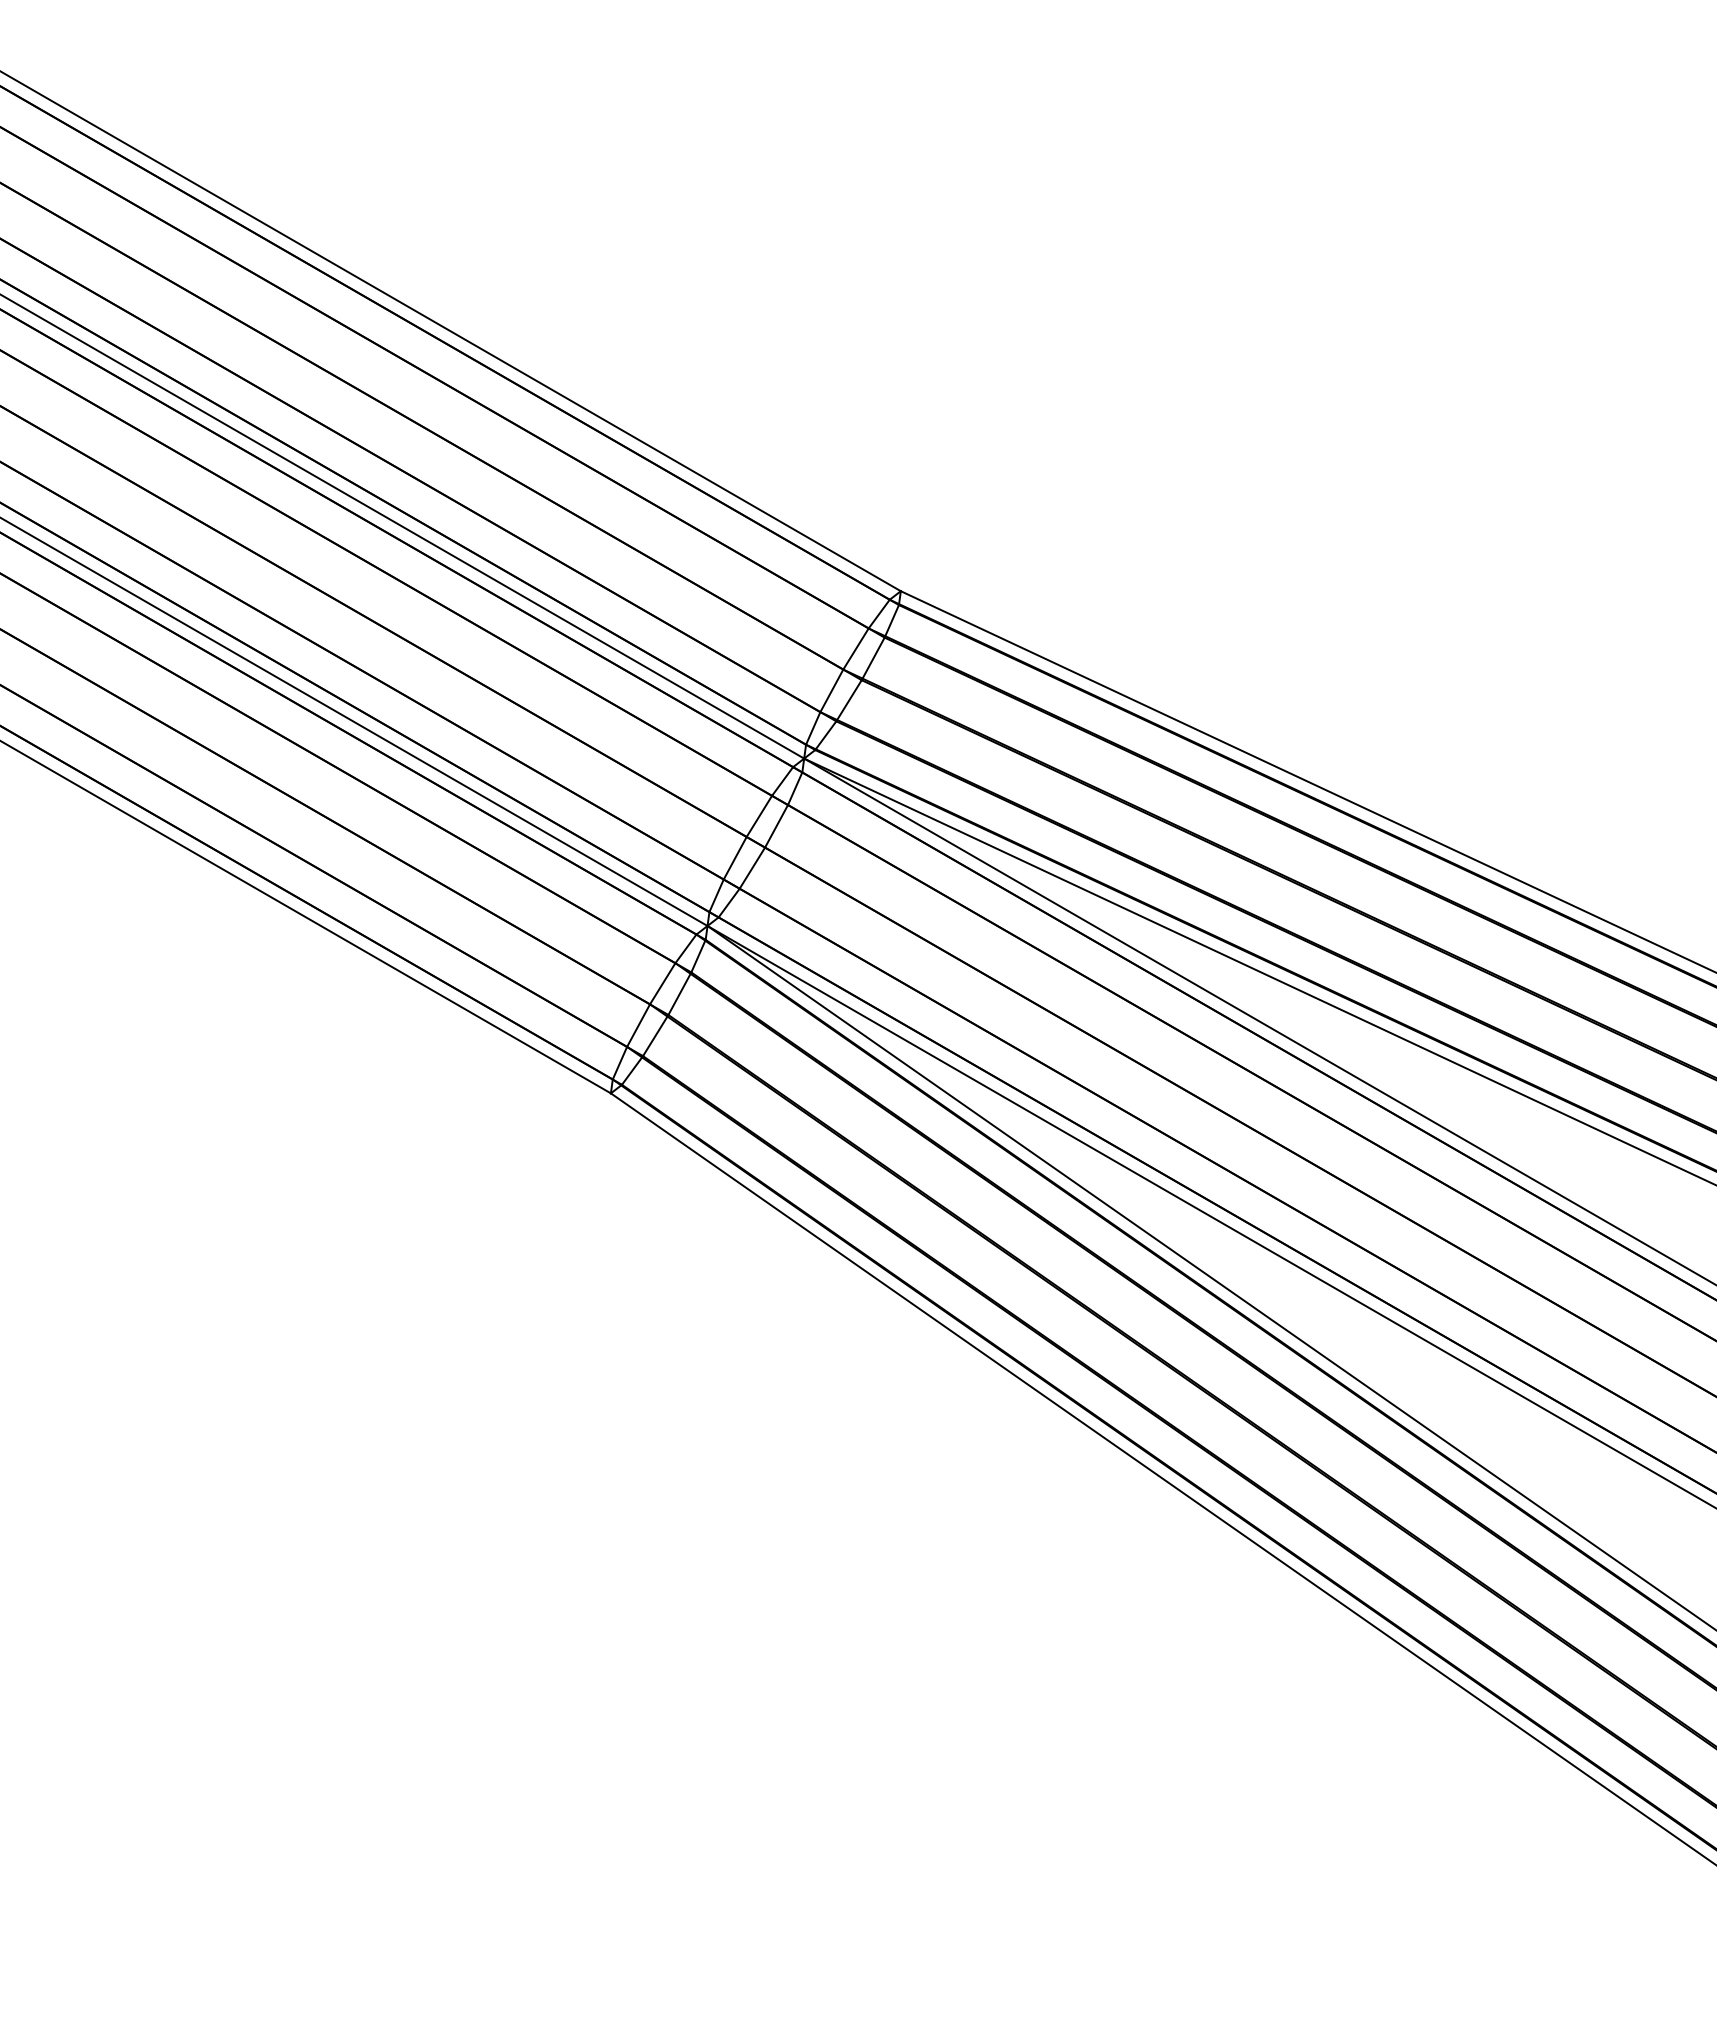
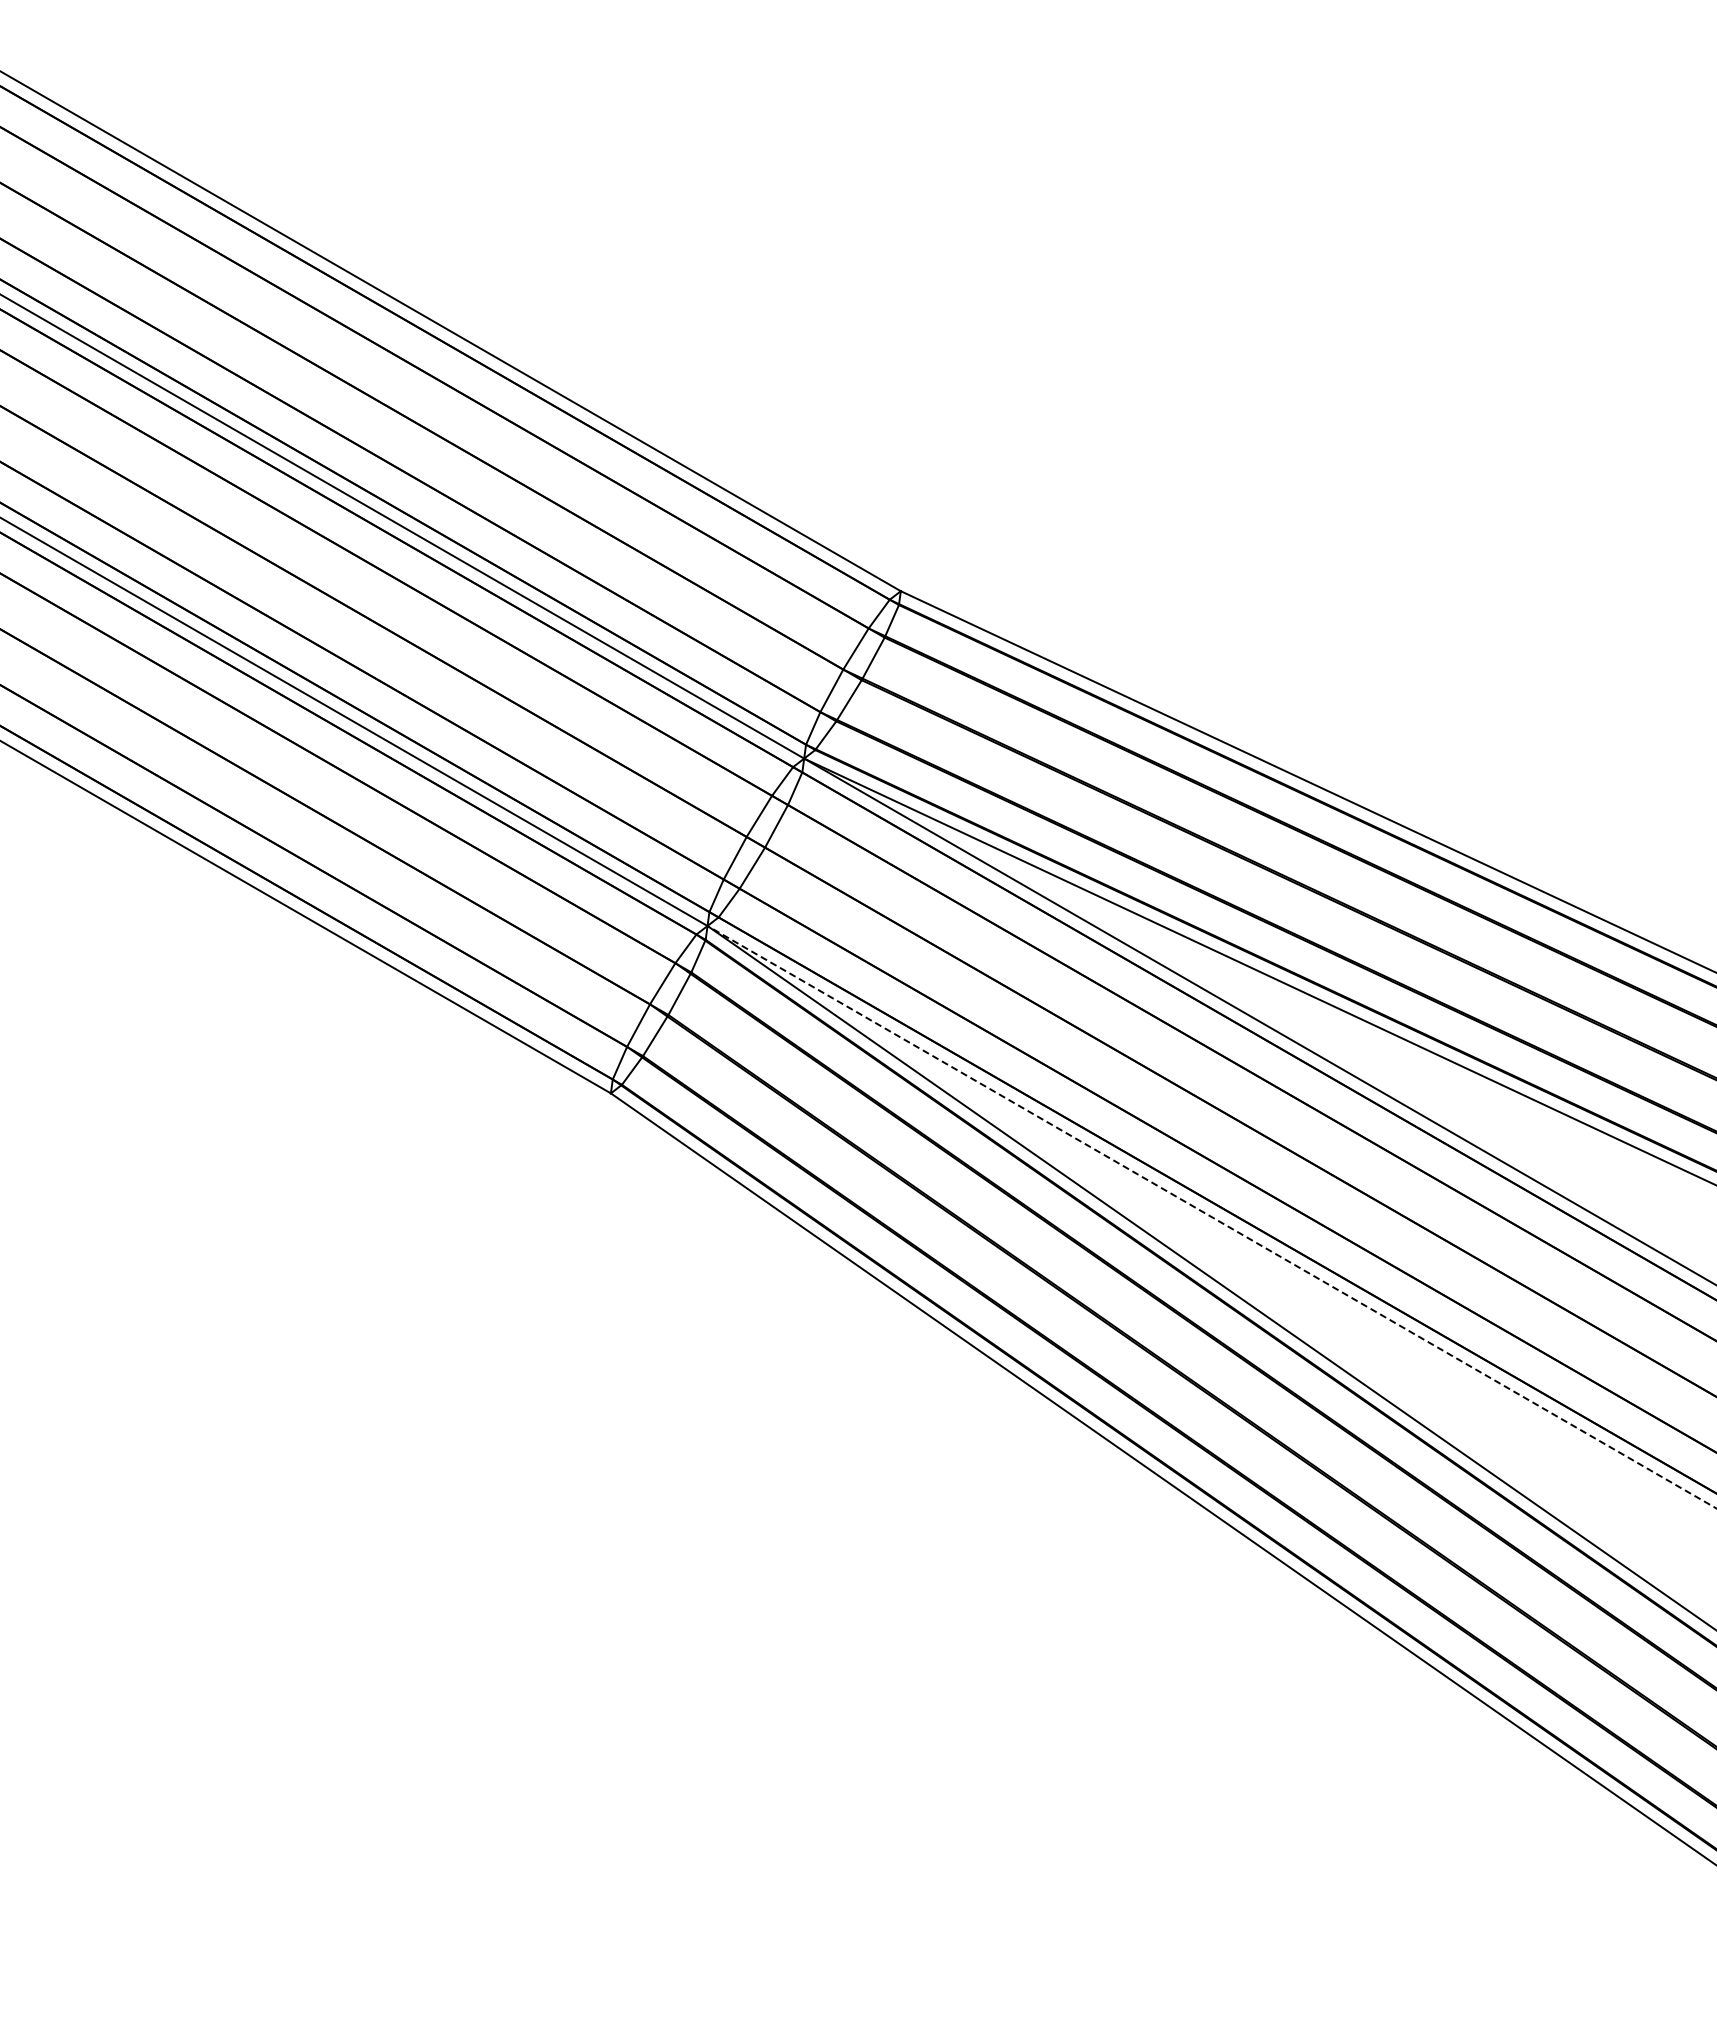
line: solid -> dashed (1211, 1216)
